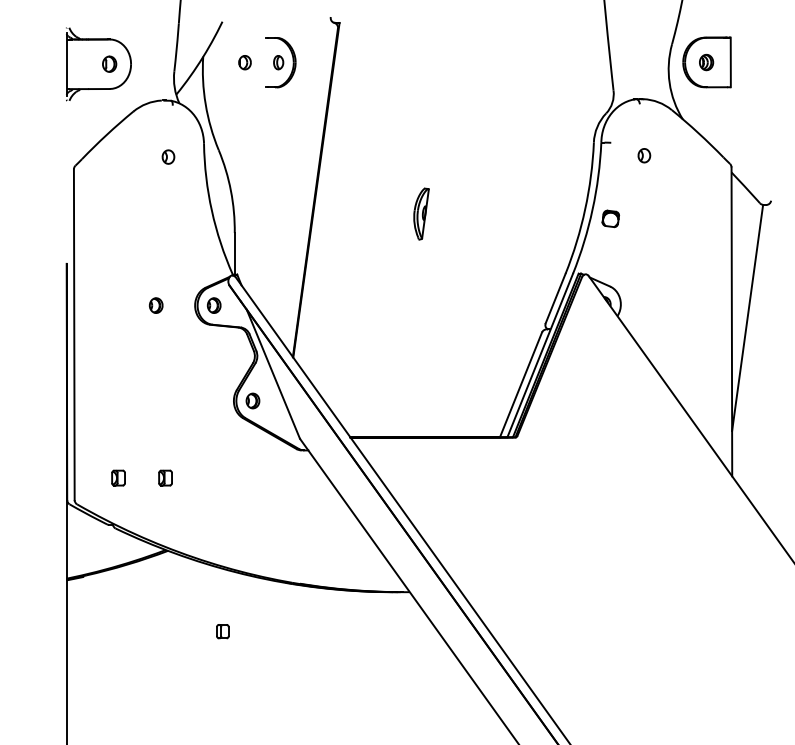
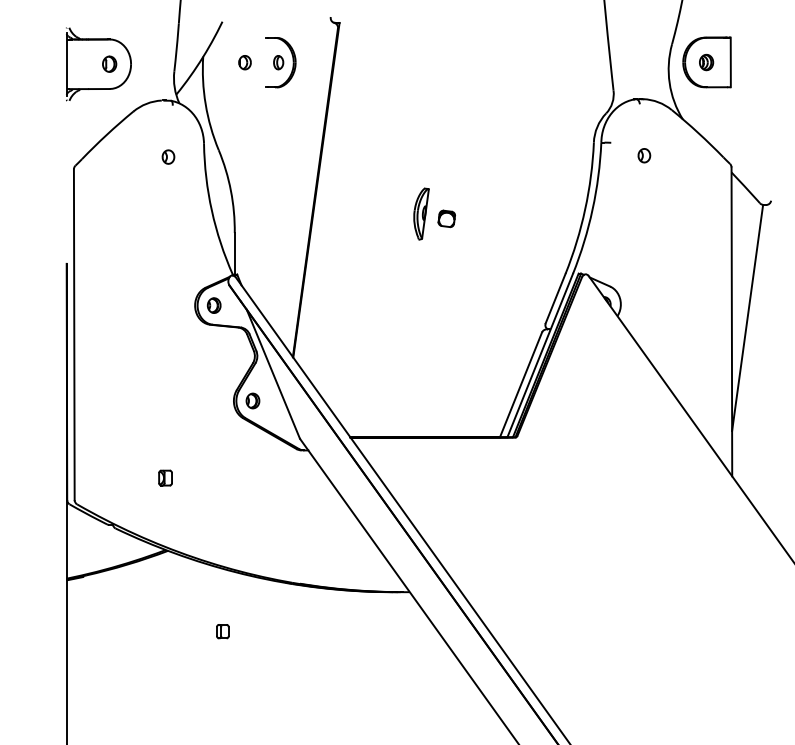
part position: (610, 218) -> (446, 218) (446, 218)
part: present -> none (156, 305)
part: present -> none (118, 477)
